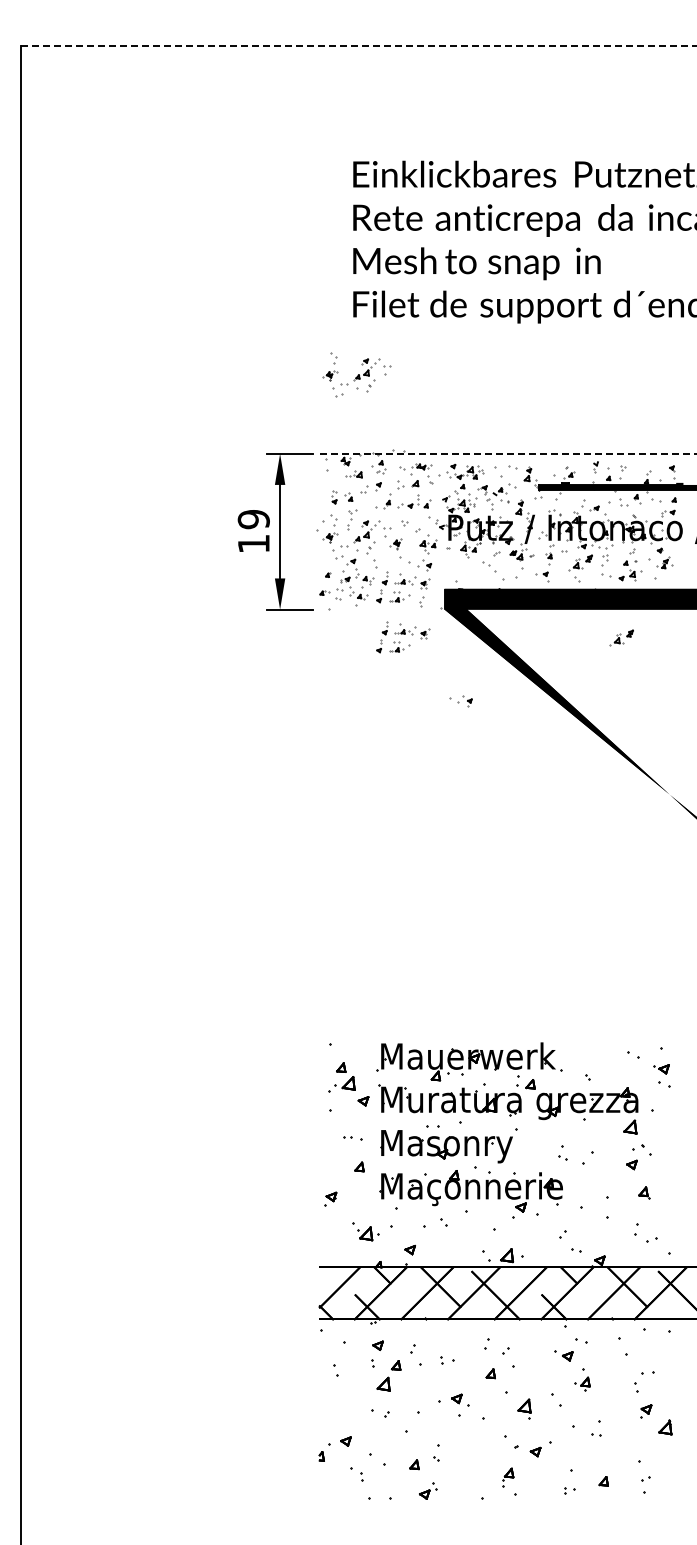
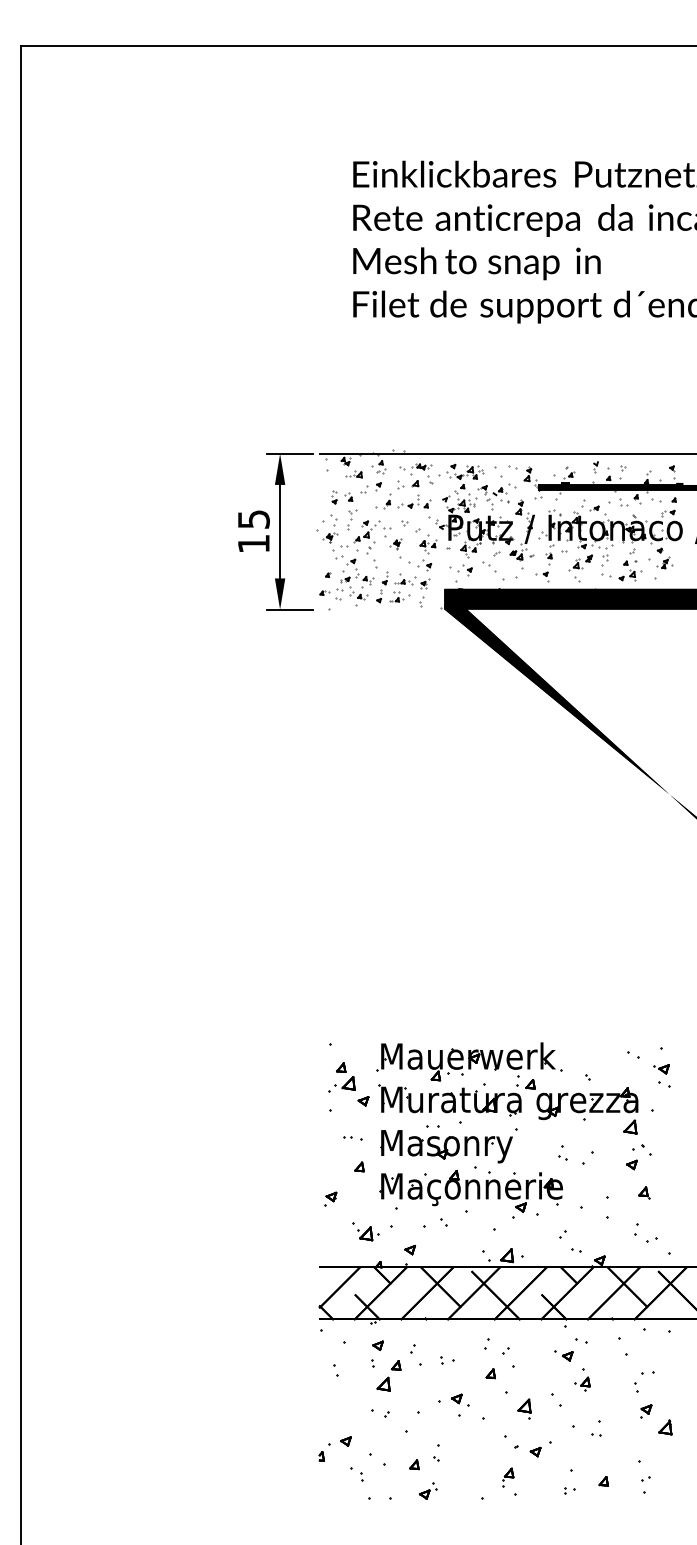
line: dashed -> solid (358, 46)
part: present -> none (356, 374)
line: dashed -> solid (508, 453)
text: 19 -> 15 (253, 519)
part: present -> none (403, 637)
part: present -> none (621, 637)
part position: (460, 701) -> (460, 570) (460, 570)
